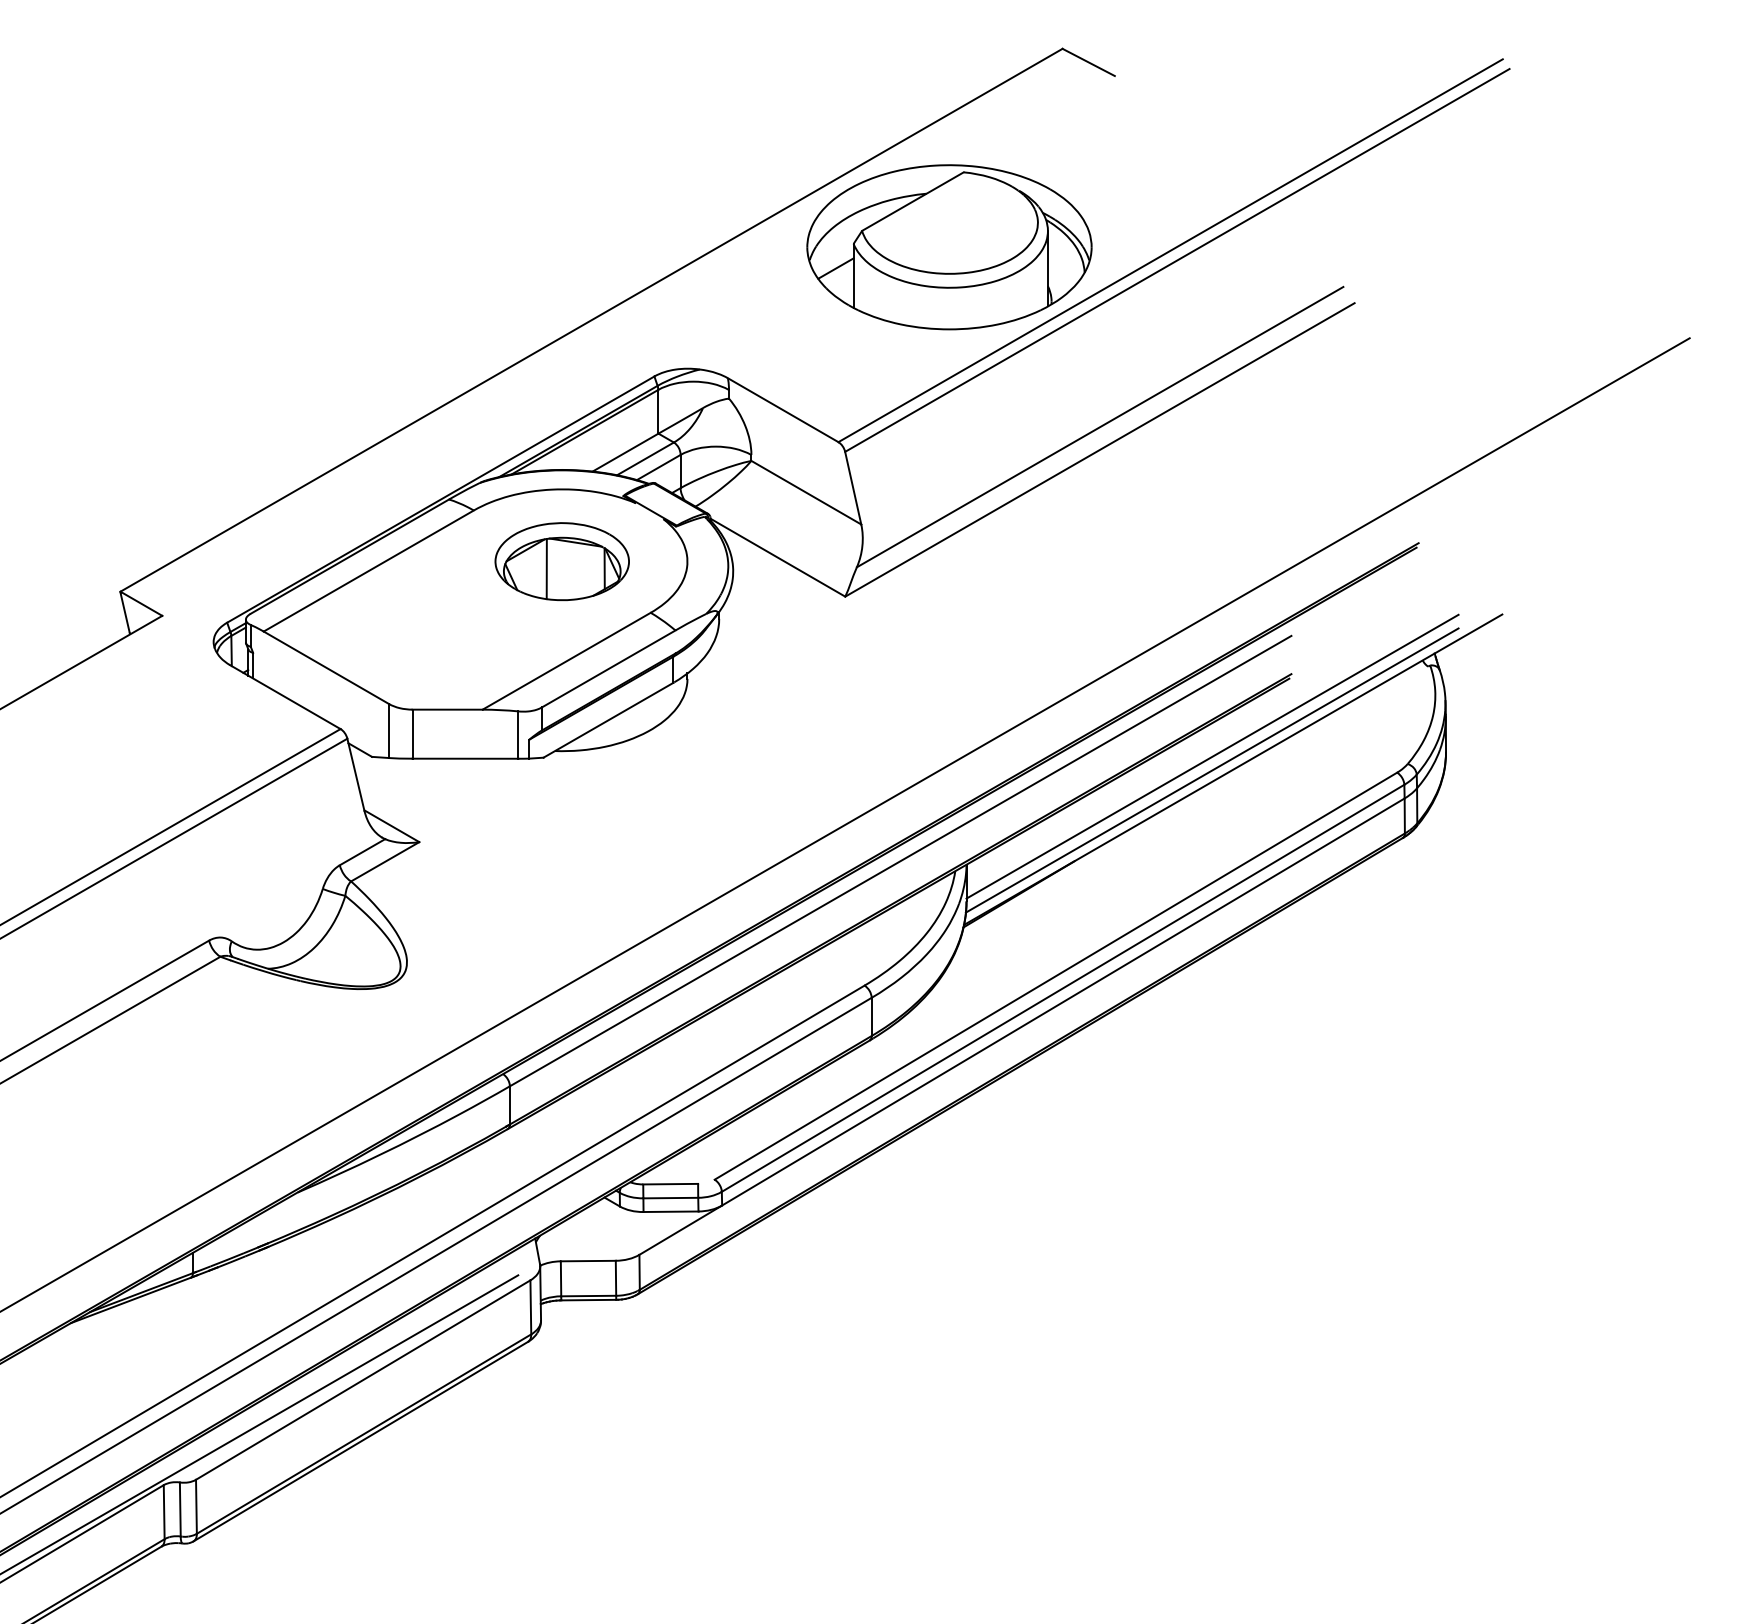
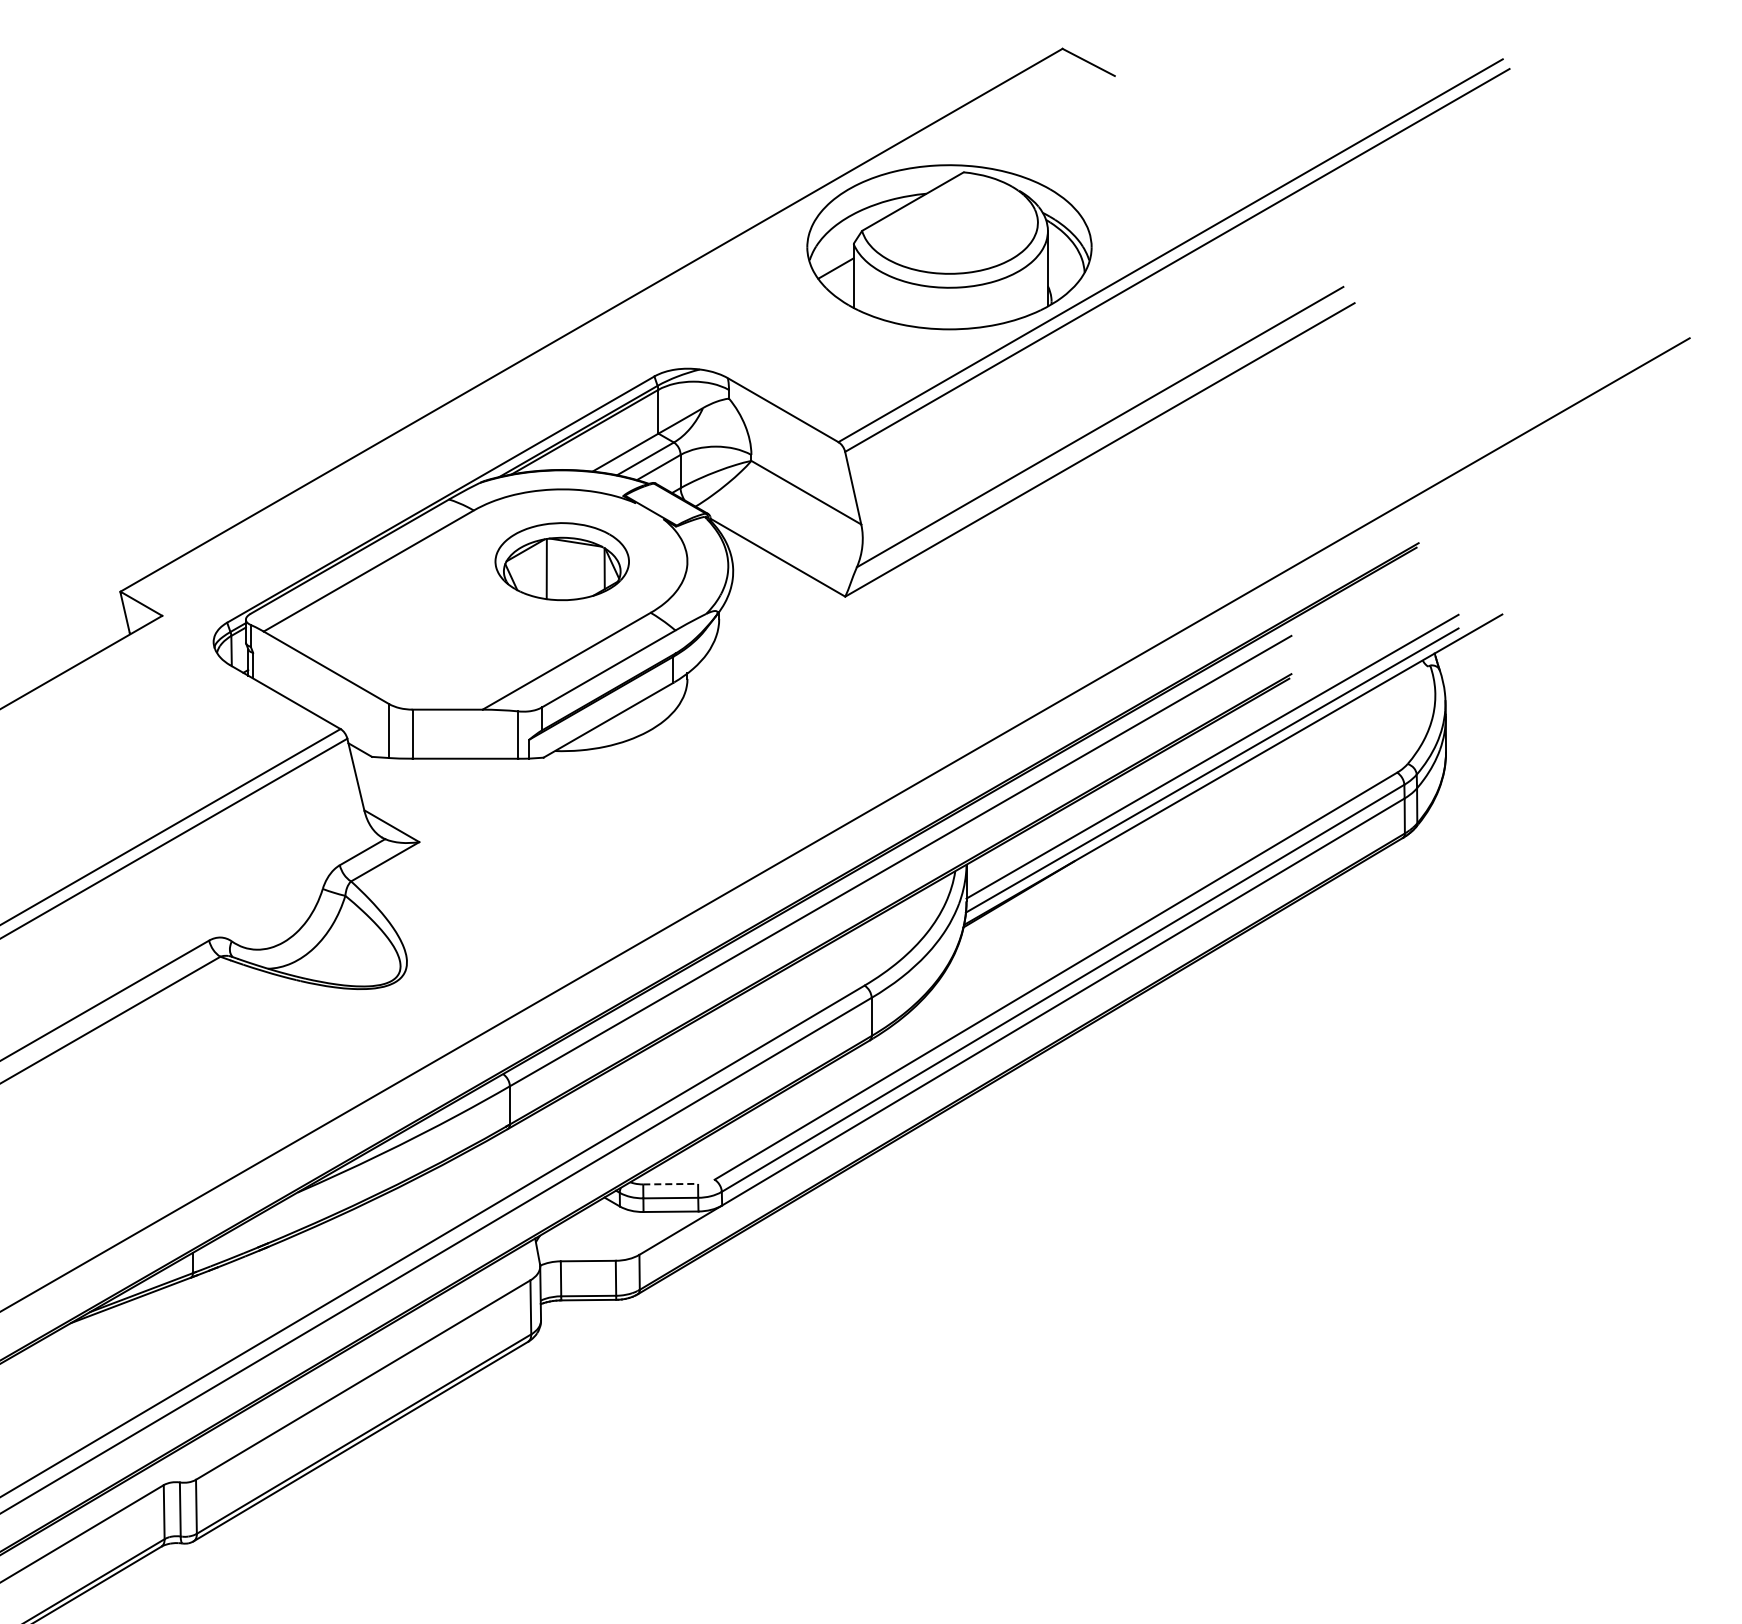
line: solid -> dashed (671, 1184)
line: present -> none (260, 1423)
